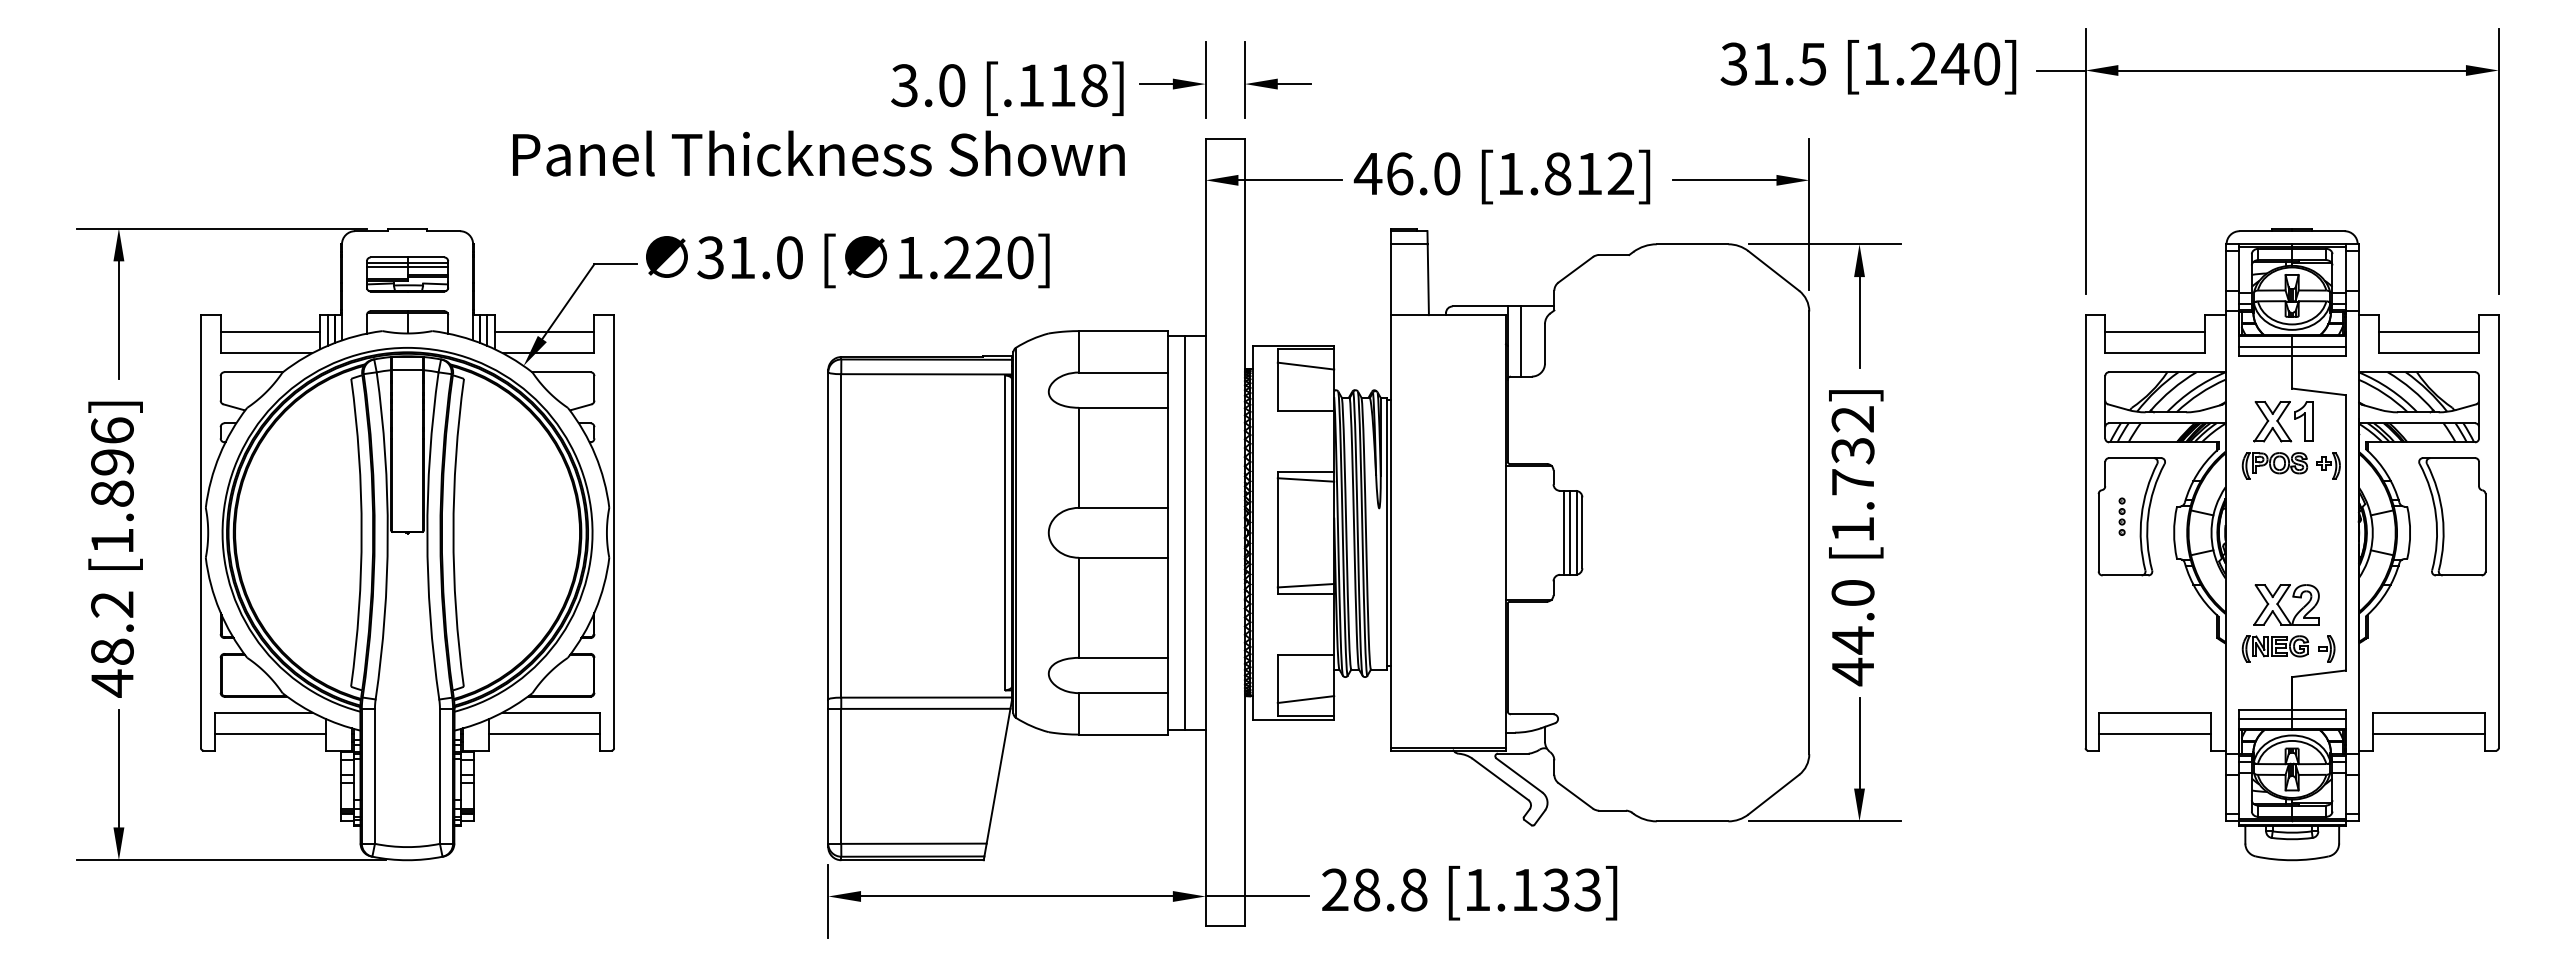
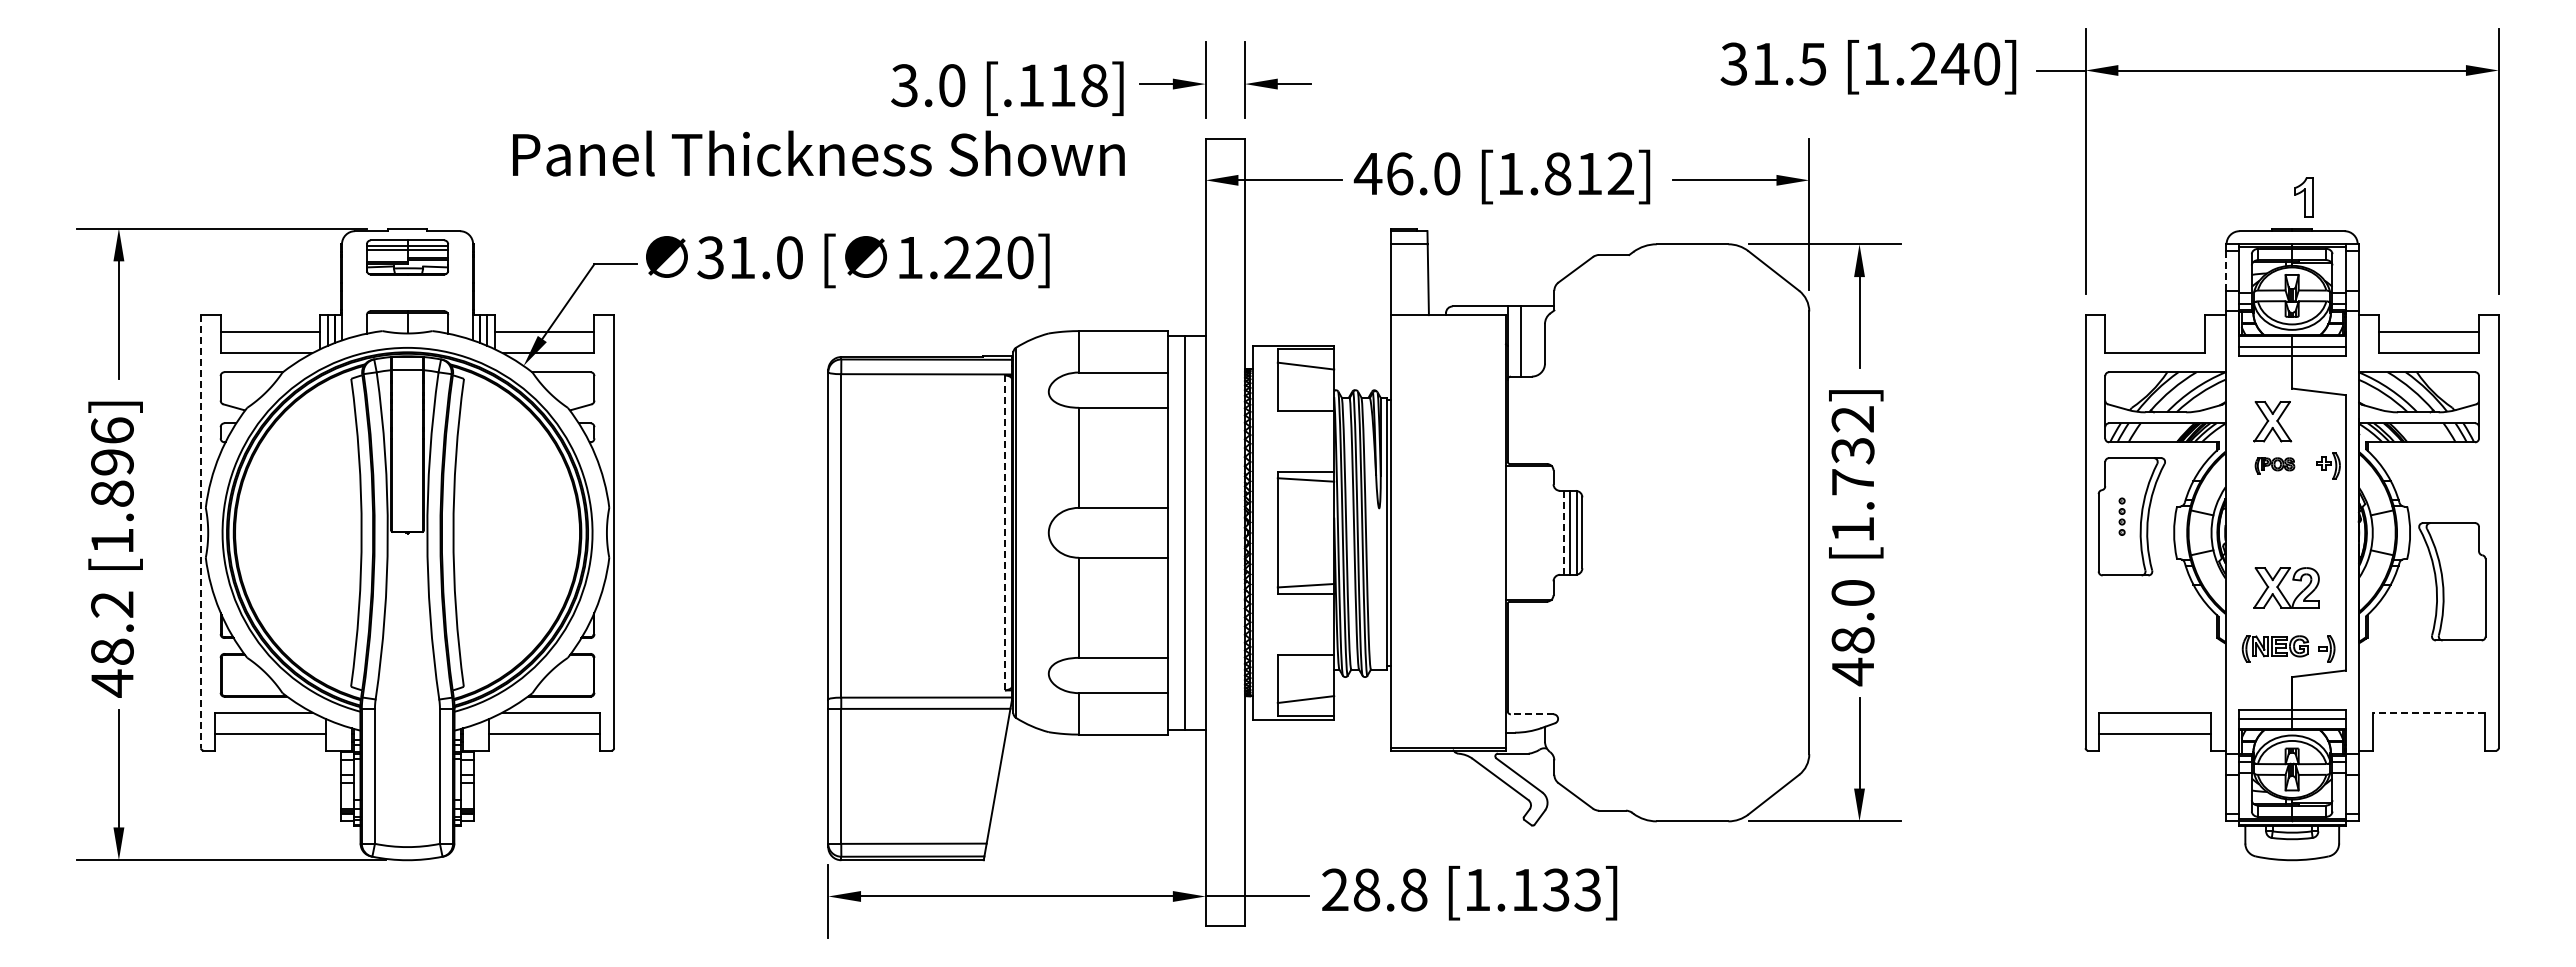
line: solid -> dashed (2225, 271)
part position: (407, 274) -> (407, 257) (407, 257)
line: present -> none (2154, 332)
part position: (2303, 421) -> (2303, 197) (2303, 197)
part size: 68x28 px -> 42x18 px (2274, 465)
part position: (2452, 516) -> (2452, 581) (2452, 581)
line: solid -> dashed (200, 531)
line: solid -> dashed (1004, 532)
line: solid -> dashed (1563, 532)
part position: (2280, 606) -> (2280, 589) (2280, 589)
text: 44.0 -> 48.0 (1852, 640)
line: solid -> dashed (2429, 712)
line: solid -> dashed (1531, 714)
line: present -> none (2428, 733)
